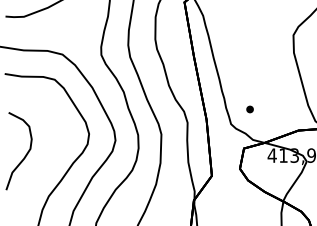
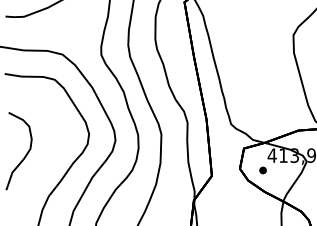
part position: (249, 109) -> (262, 170) (262, 170)
